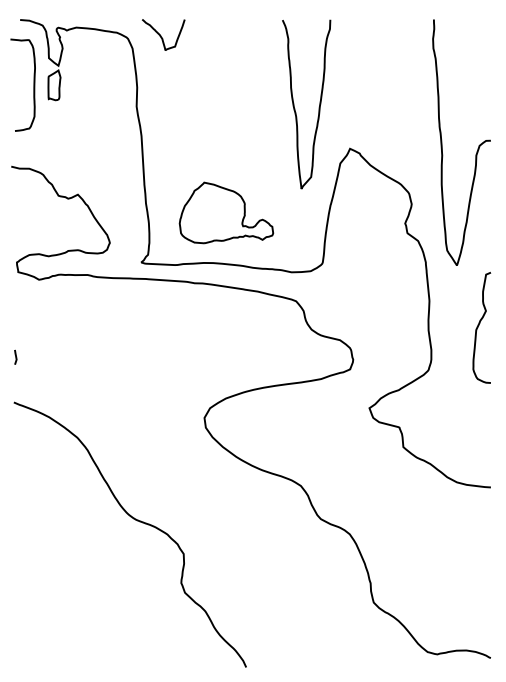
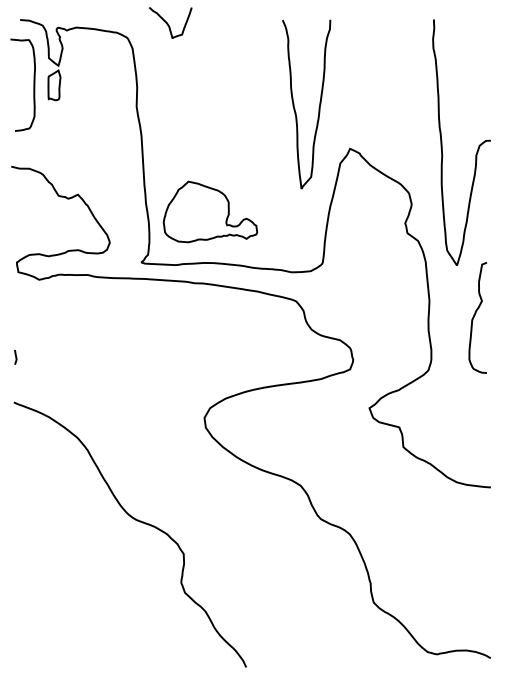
curve position: (161, 35) -> (168, 23) (168, 23)
part position: (226, 212) -> (210, 211) (210, 211)
curve position: (479, 325) -> (475, 315) (475, 315)
